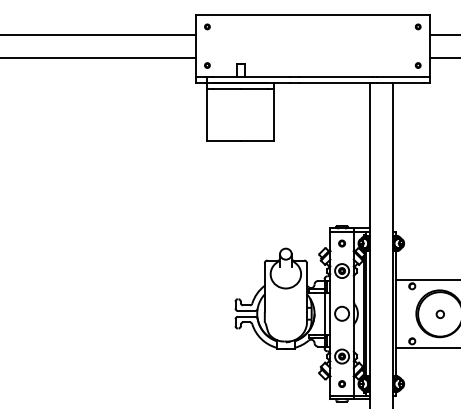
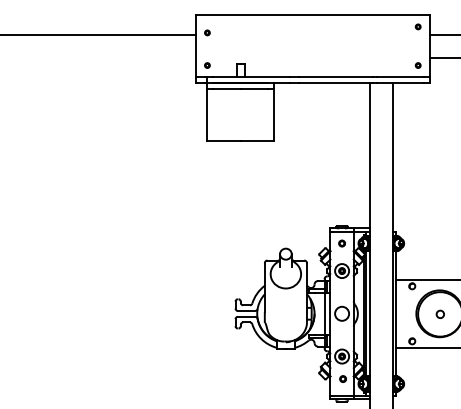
part position: (207, 26) -> (207, 32) (207, 32)
line: present -> none (98, 57)
part position: (341, 383) -> (342, 378) (342, 378)
